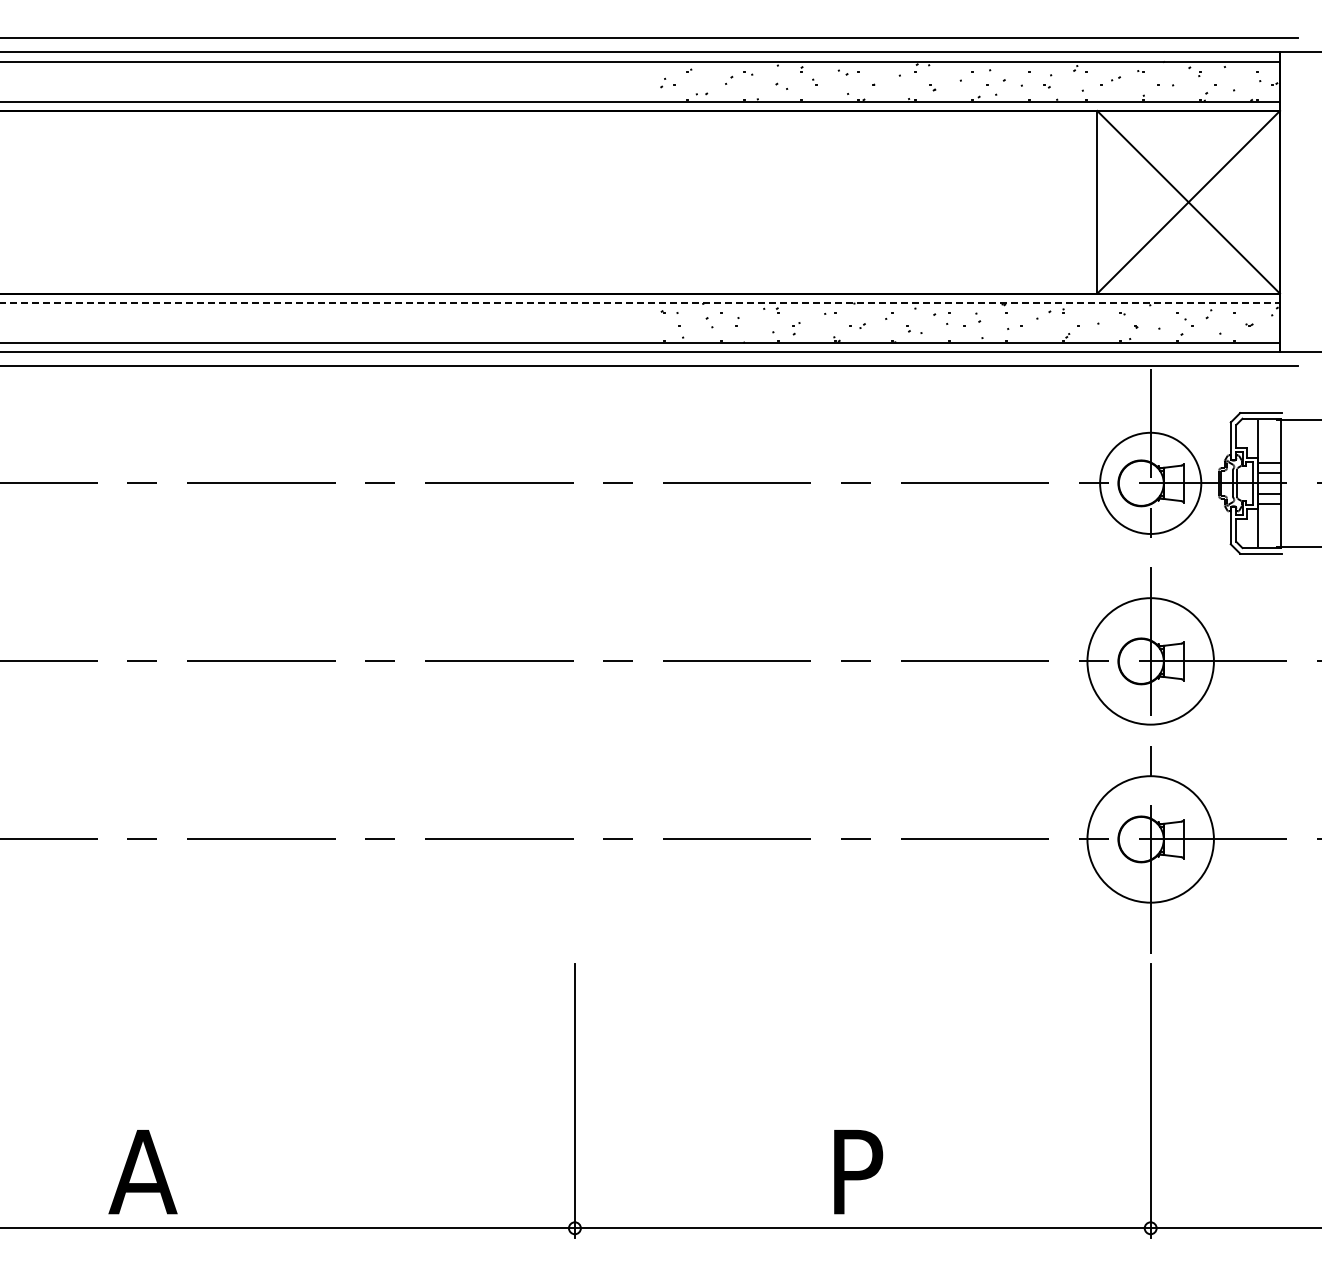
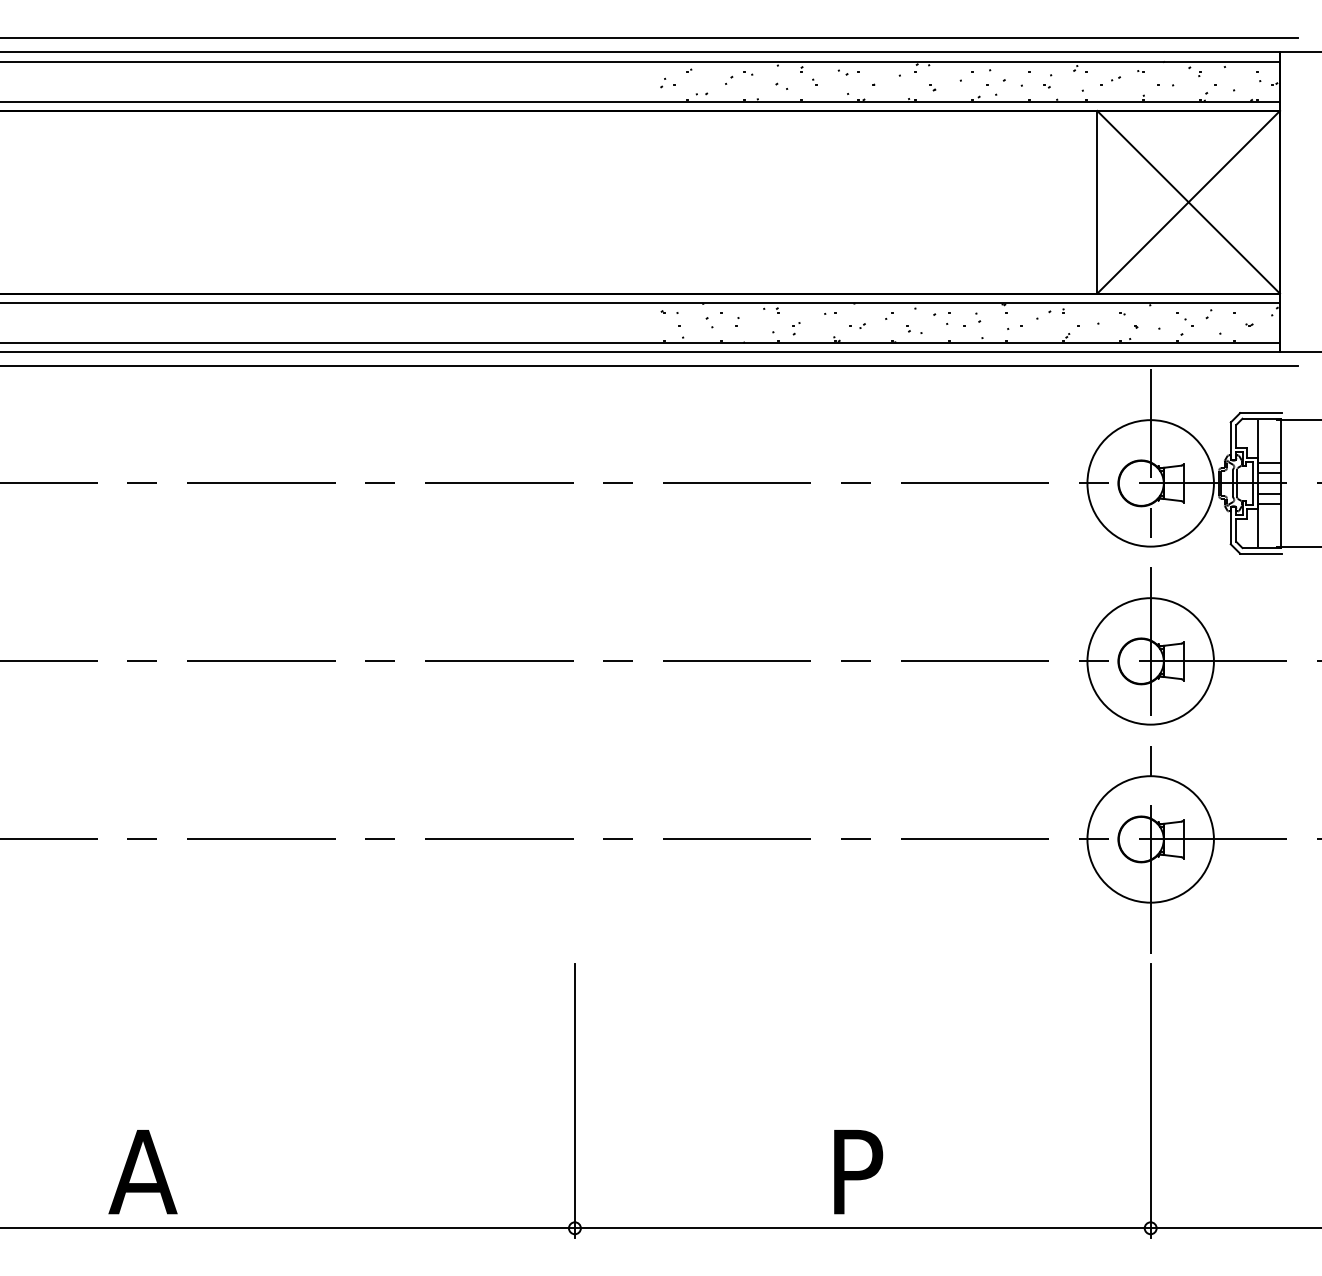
line: dashed -> solid (640, 303)
circle diameter: 101 px -> 126 px (1150, 483)
